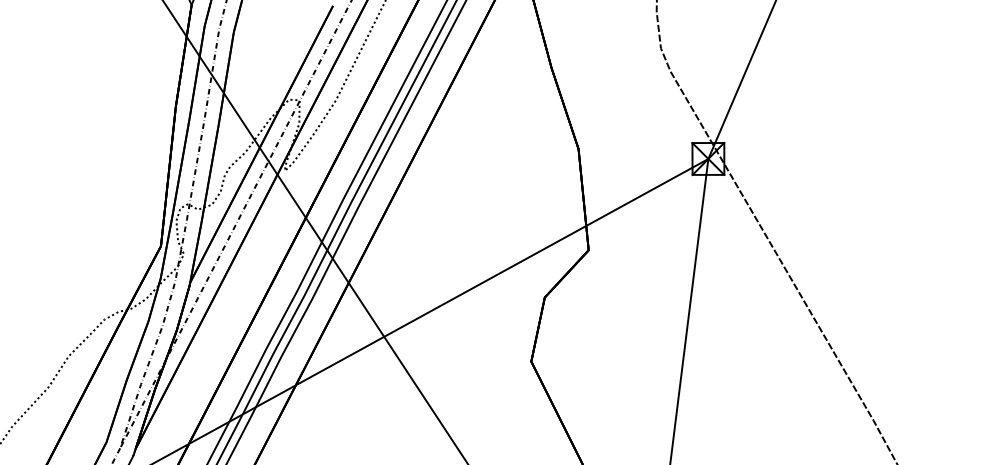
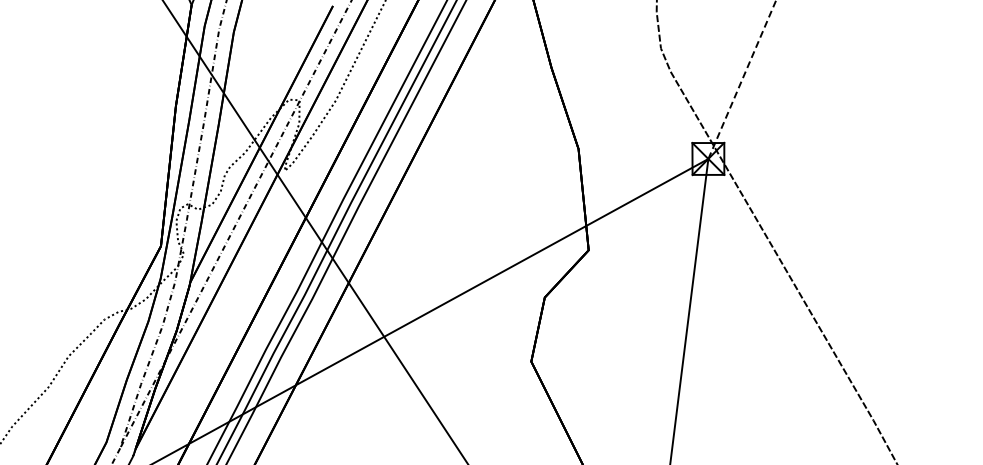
line: solid -> dashed (742, 79)
